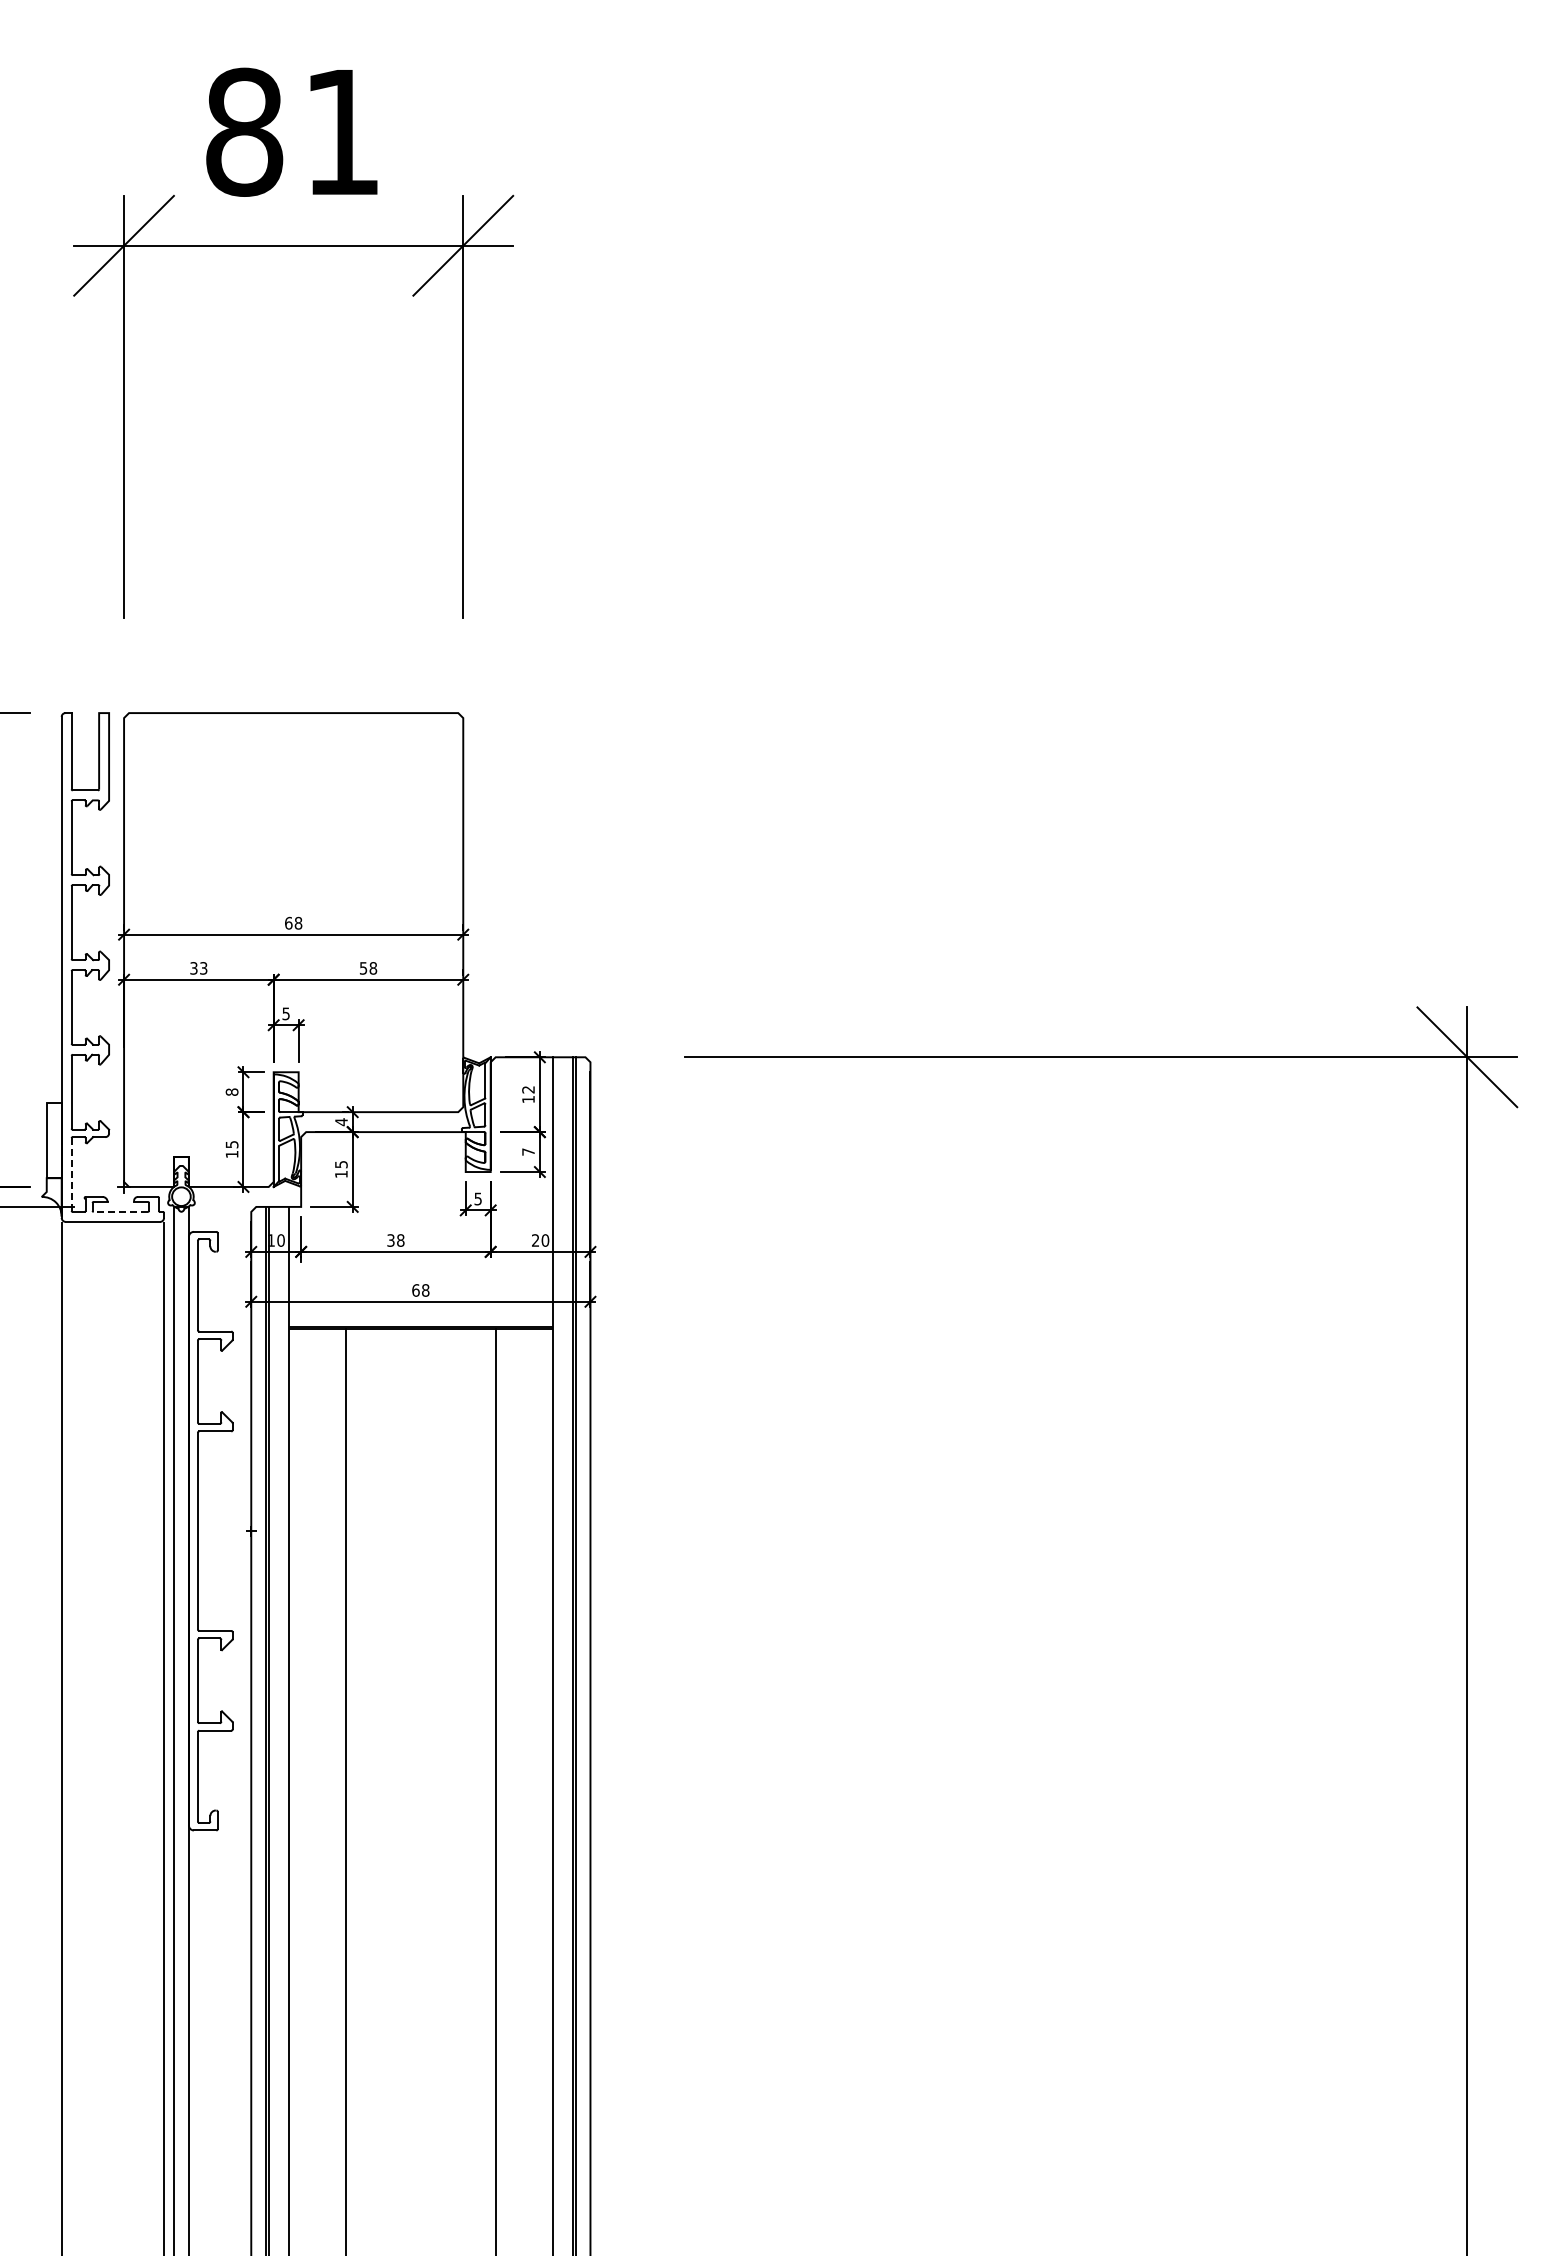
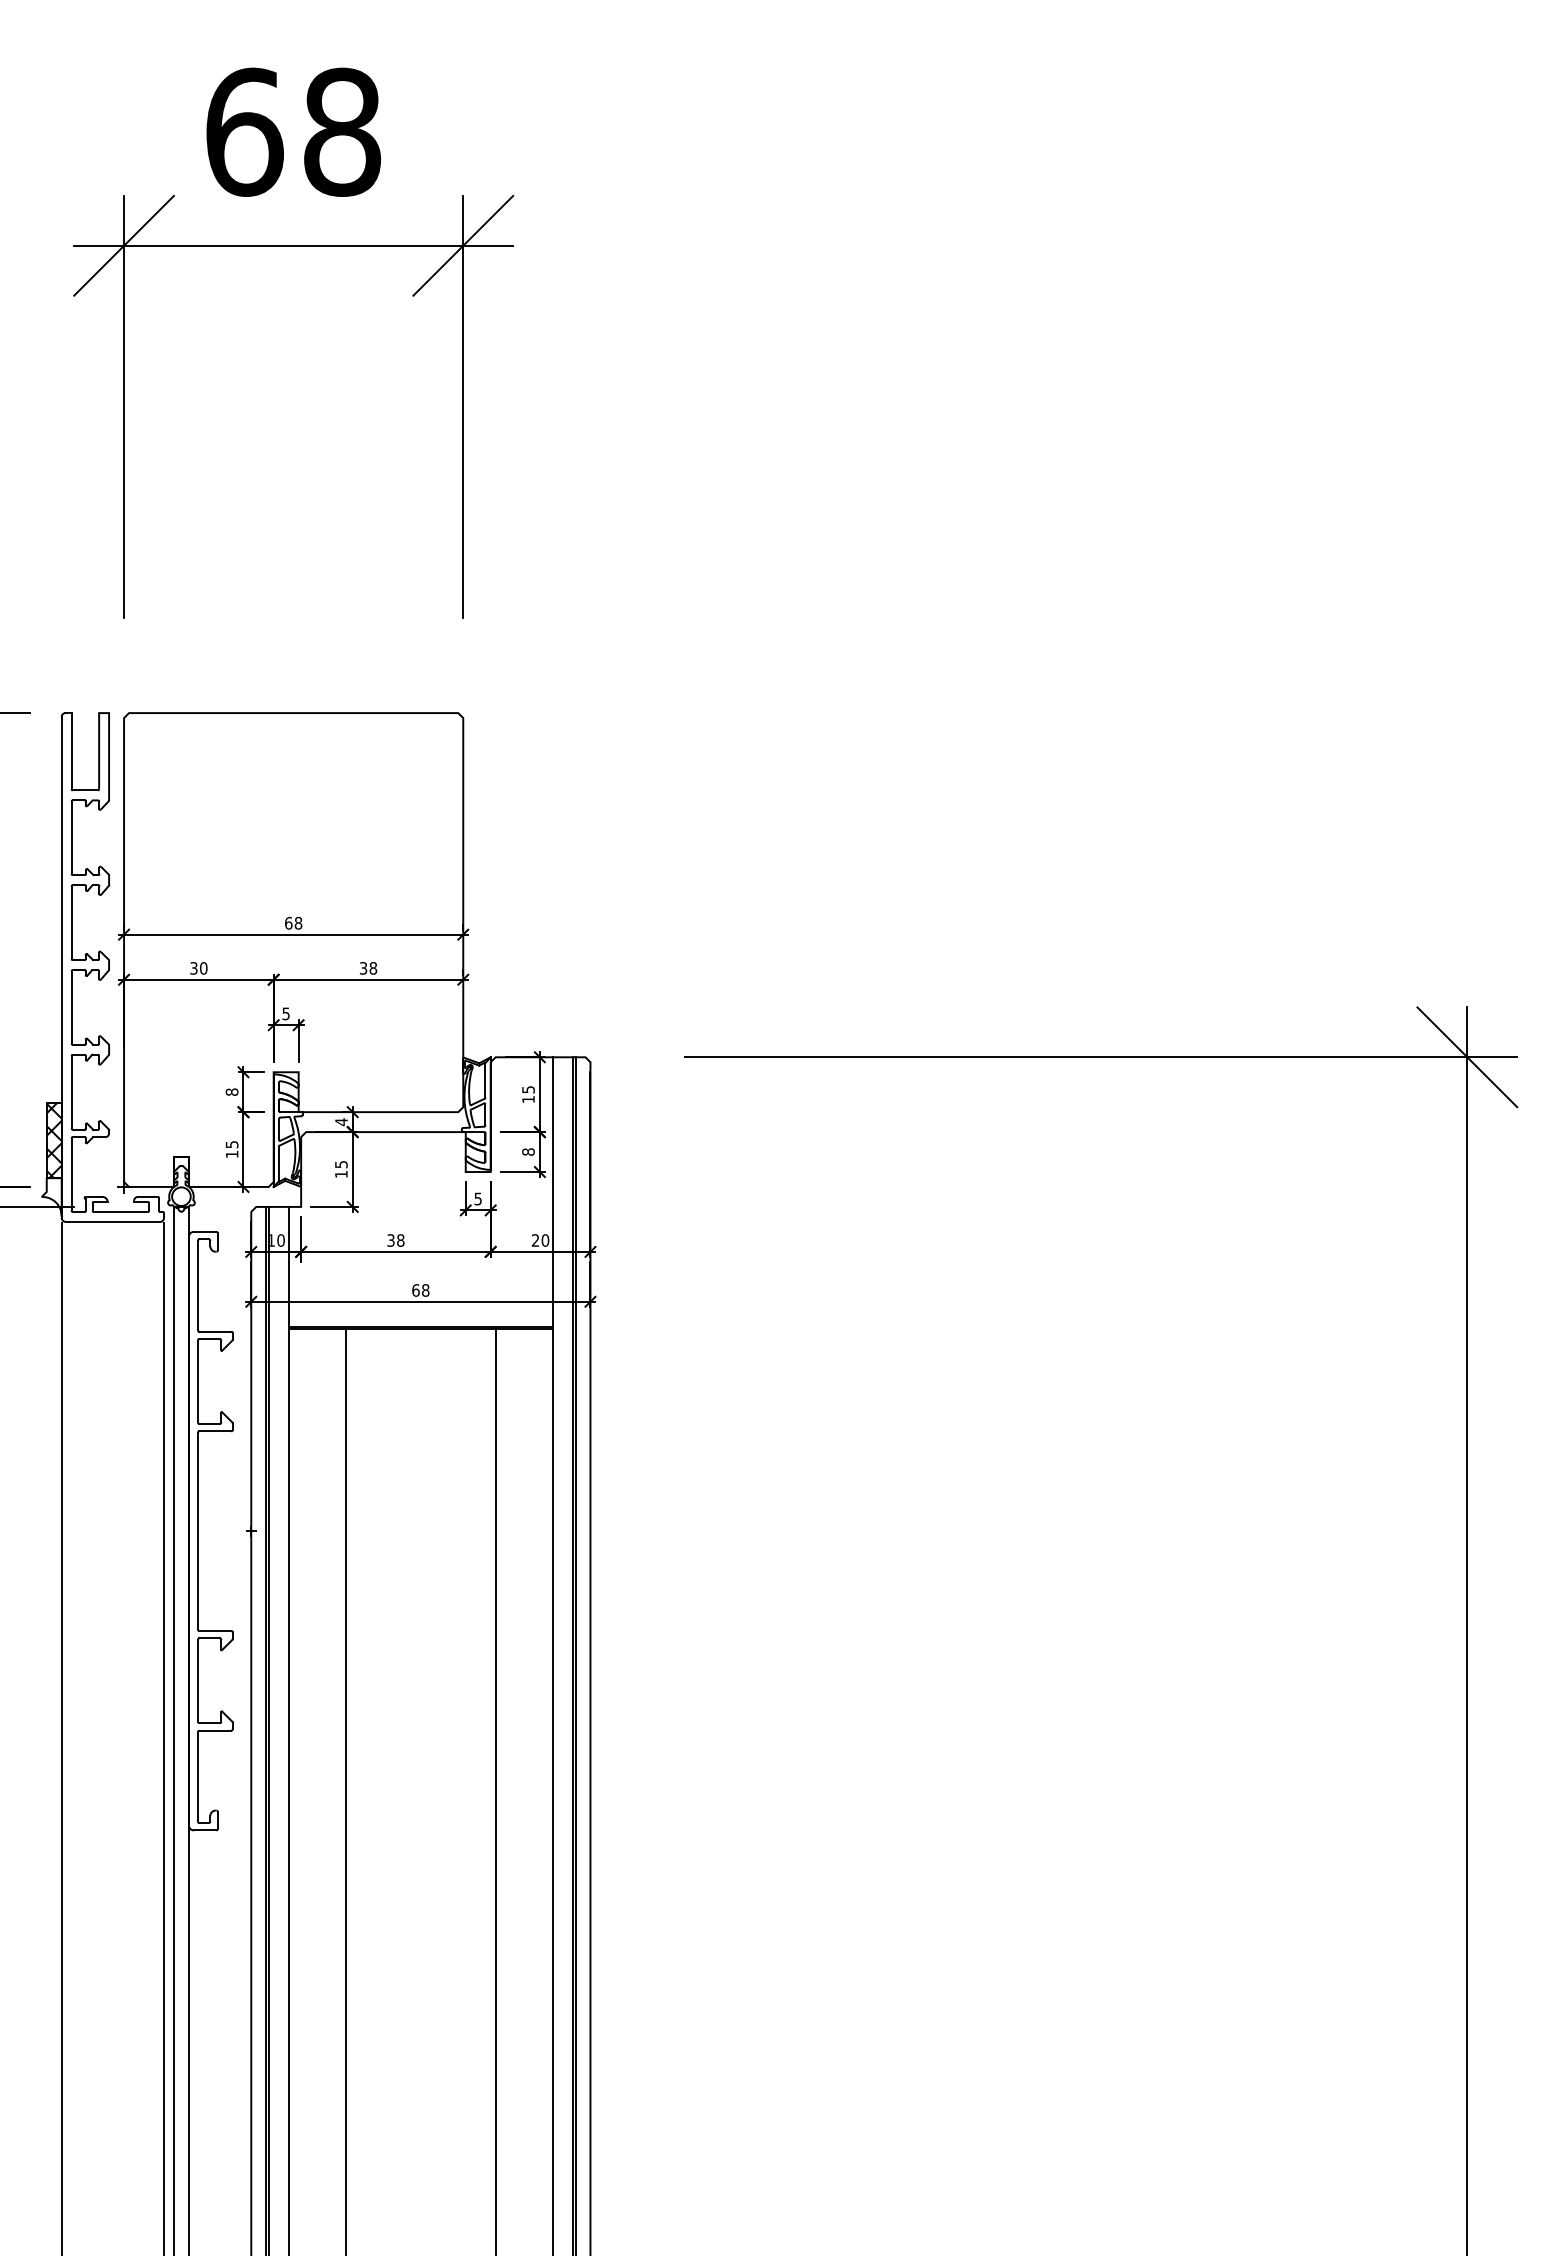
text: 81 -> 68 (293, 131)
text: 58 -> 38 (363, 967)
text: 33 -> 30 (203, 968)
text: 12 -> 15 (528, 1089)
hatch: none -> present (53, 1140)
text: 7 -> 8 (528, 1151)
line: dashed -> solid (71, 1175)
line: dashed -> solid (120, 1211)
